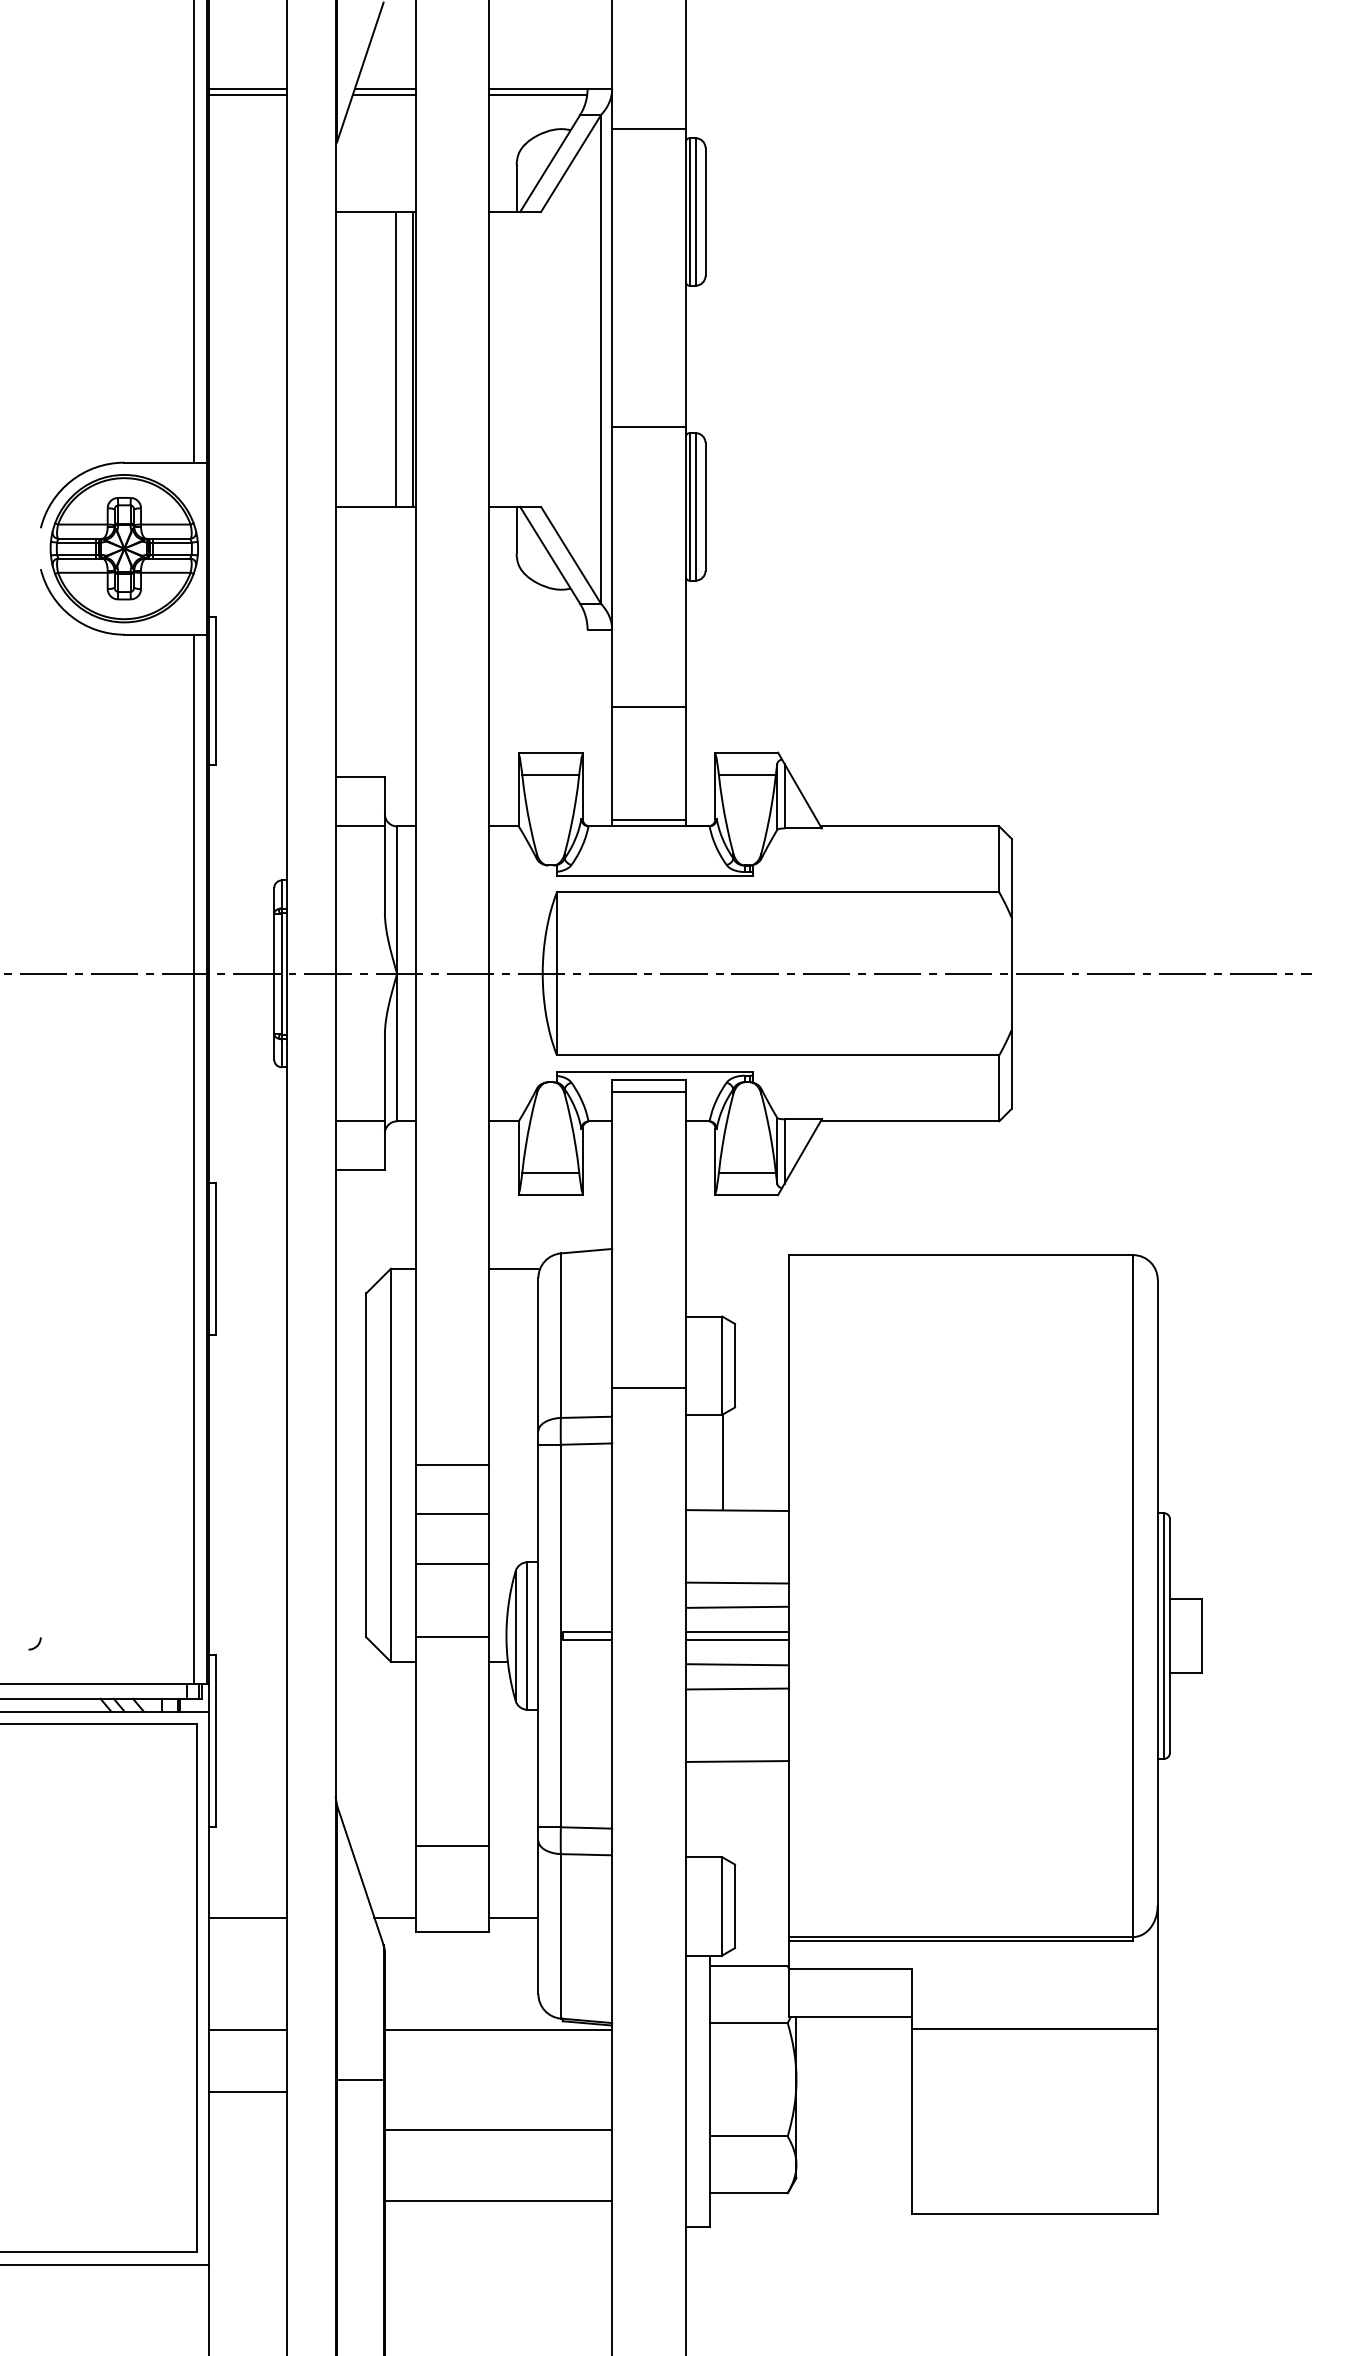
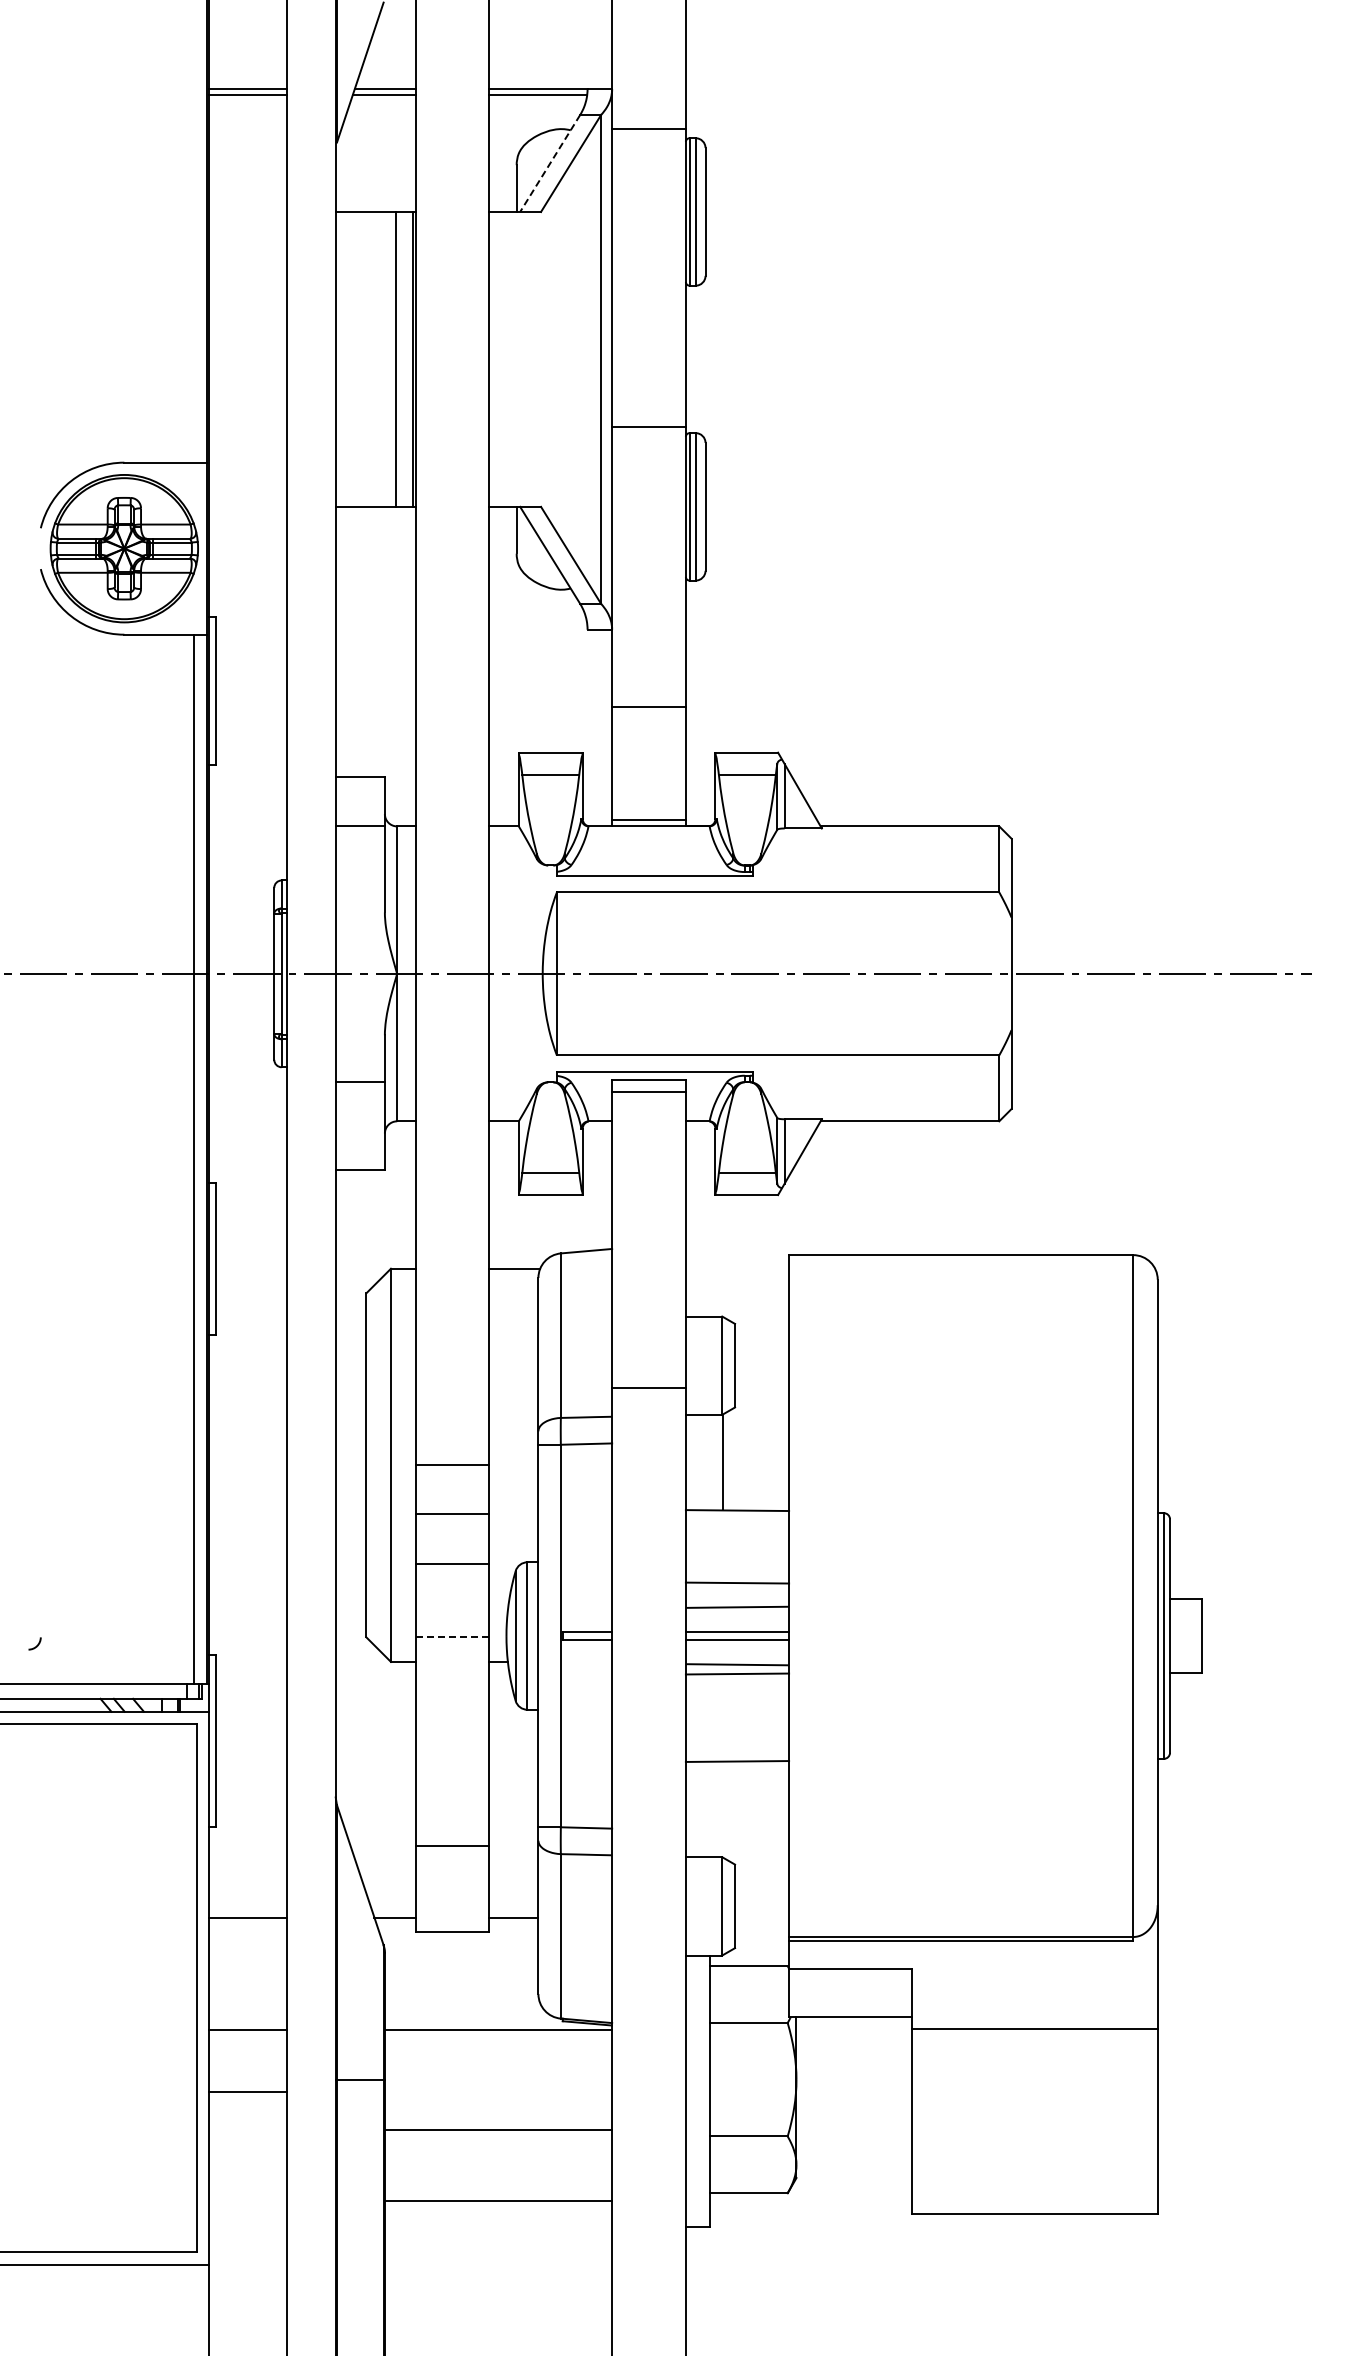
line: solid -> dashed (549, 163)
line: present -> none (194, 232)
line position: (359, 1121) -> (359, 1082) (359, 1082)
line: solid -> dashed (452, 1637)
line position: (737, 1688) -> (737, 1673) (737, 1673)
